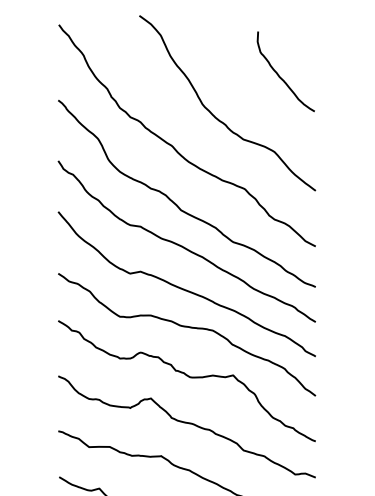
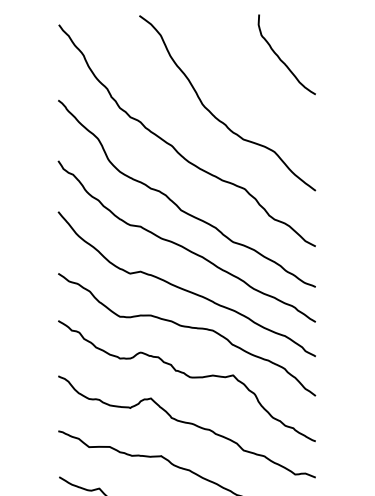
curve position: (280, 76) -> (281, 59) (281, 59)
